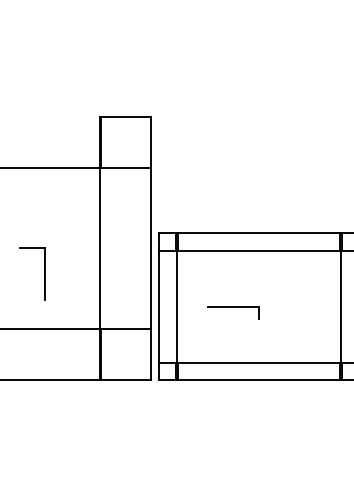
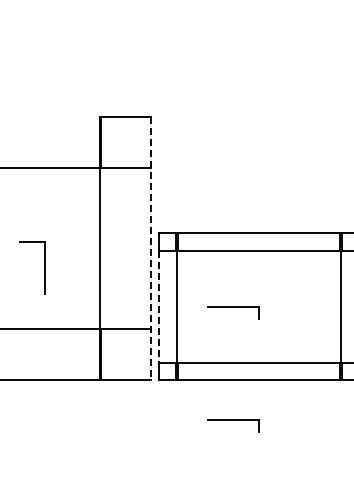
line: solid -> dashed (151, 248)
part position: (44, 273) -> (44, 267) (44, 267)
line: solid -> dashed (159, 307)
part: none -> present (233, 425)
